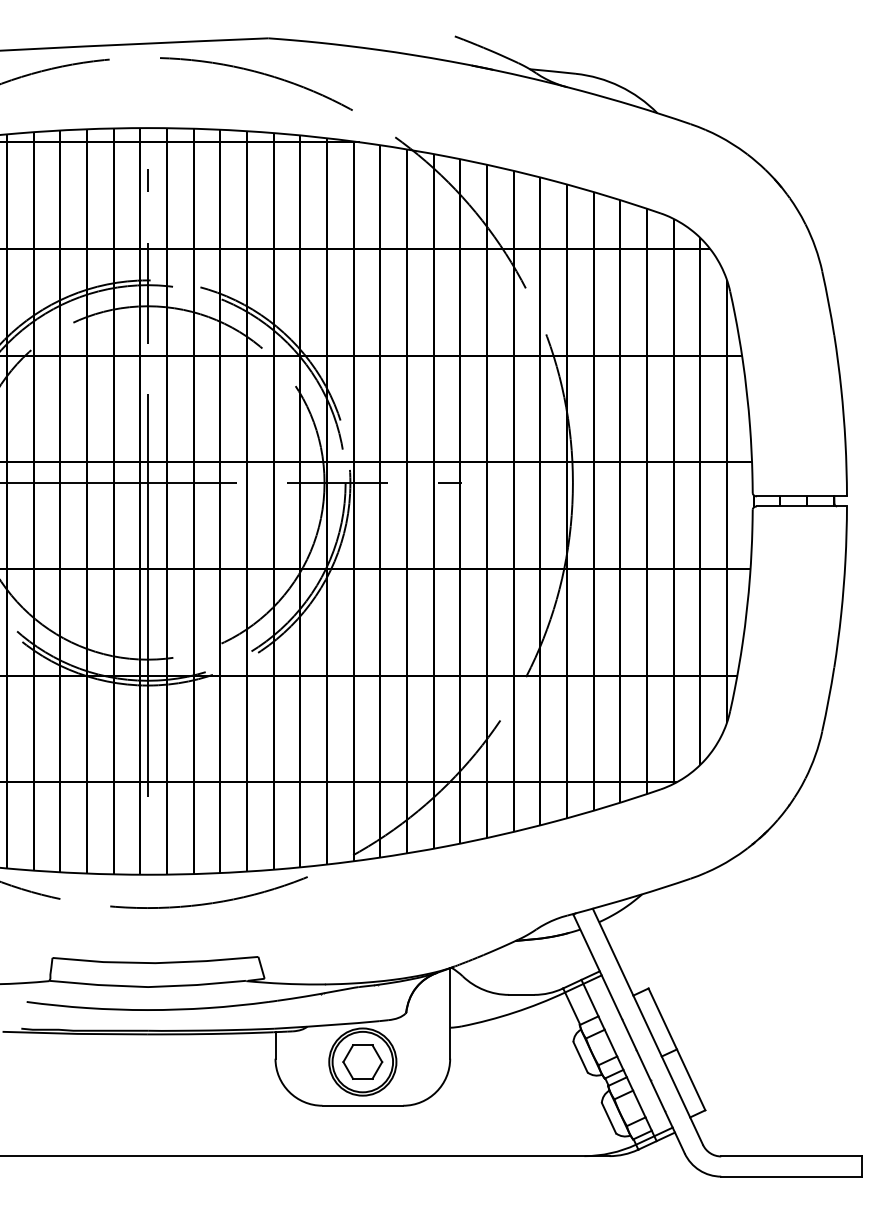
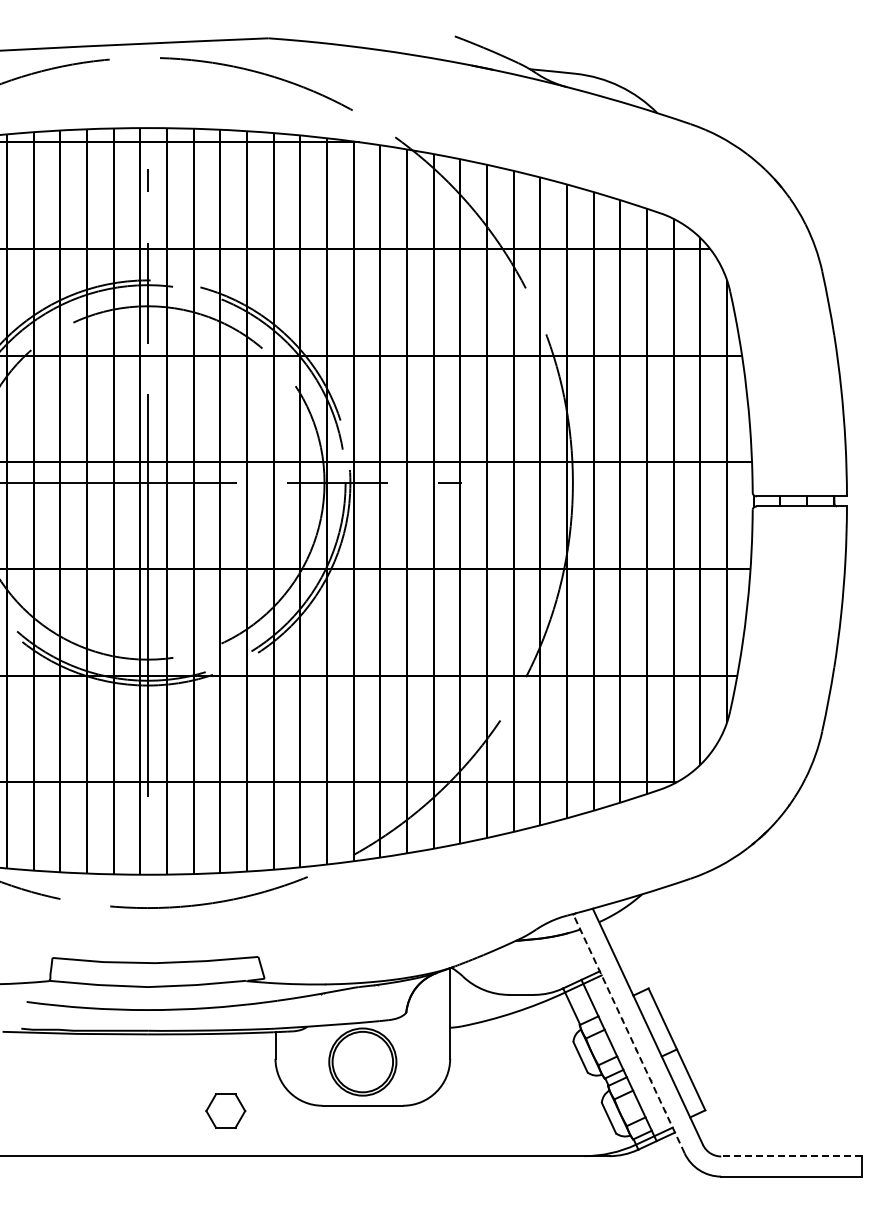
line: solid -> dashed (629, 1033)
part position: (362, 1061) -> (225, 1110) (225, 1110)
line: solid -> dashed (791, 1156)
